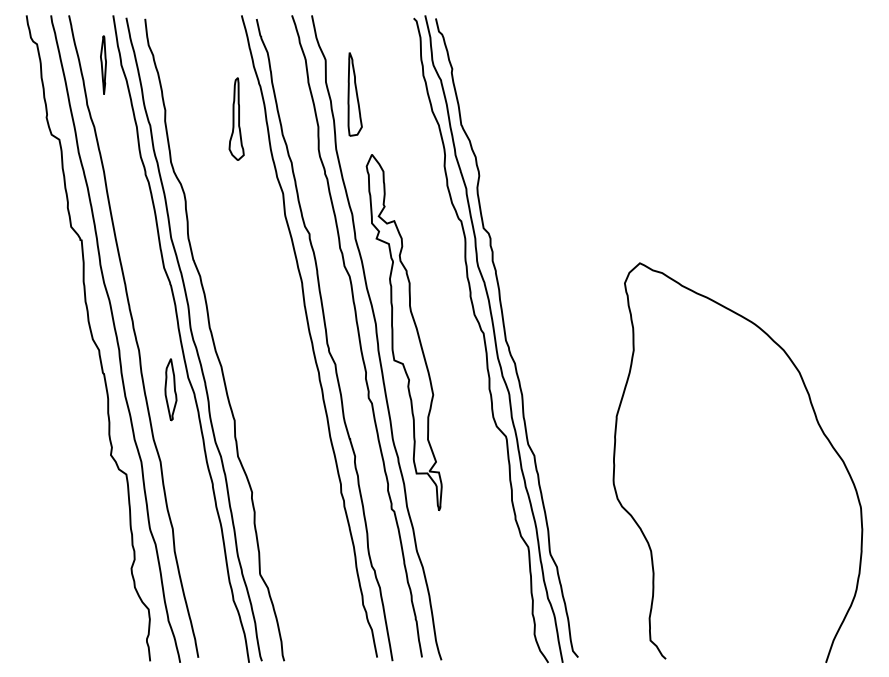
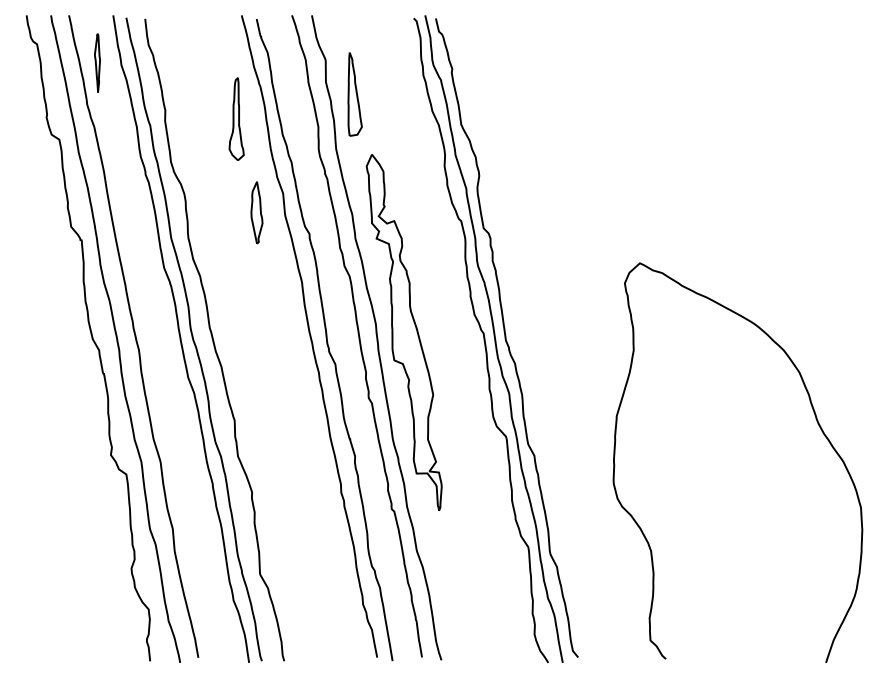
part position: (103, 64) -> (97, 62) (97, 62)
part position: (170, 389) -> (256, 212) (256, 212)
